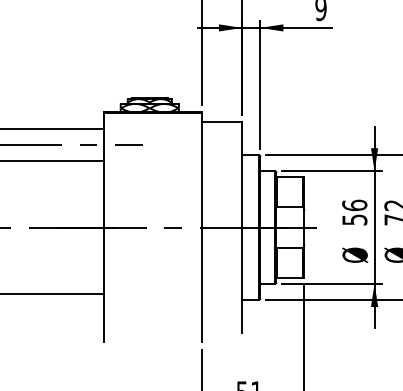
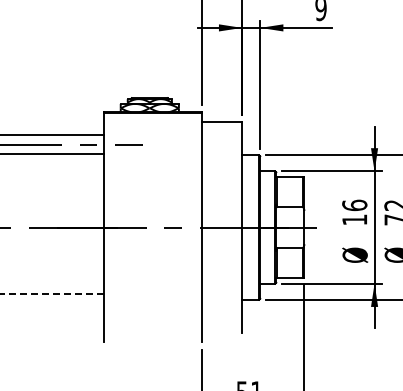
line position: (52, 128) -> (52, 134) (52, 134)
line position: (52, 160) -> (52, 153) (52, 153)
text: 56 -> 16 (354, 219)
line: solid -> dashed (51, 294)
